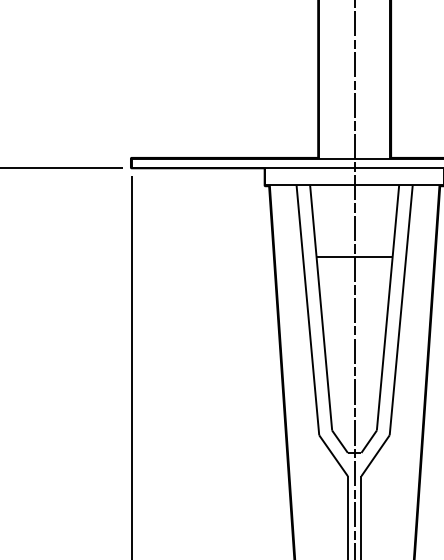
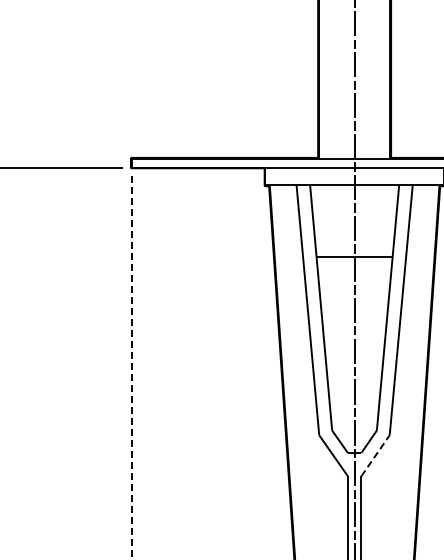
line: solid -> dashed (131, 368)
line: solid -> dashed (375, 455)
